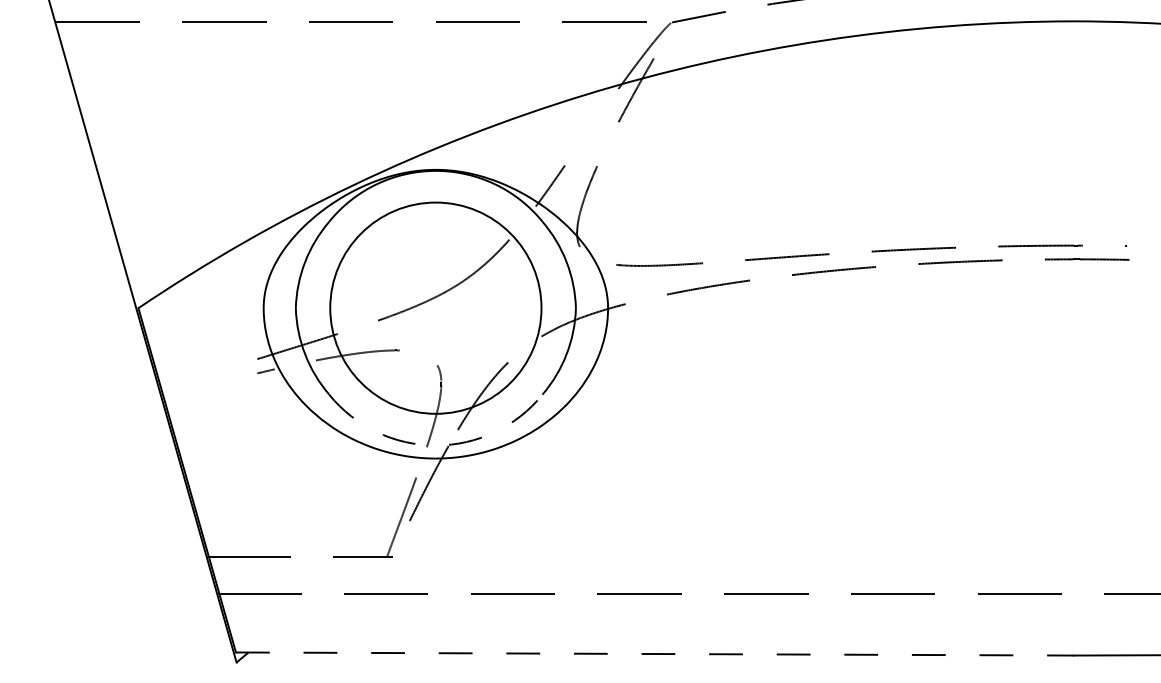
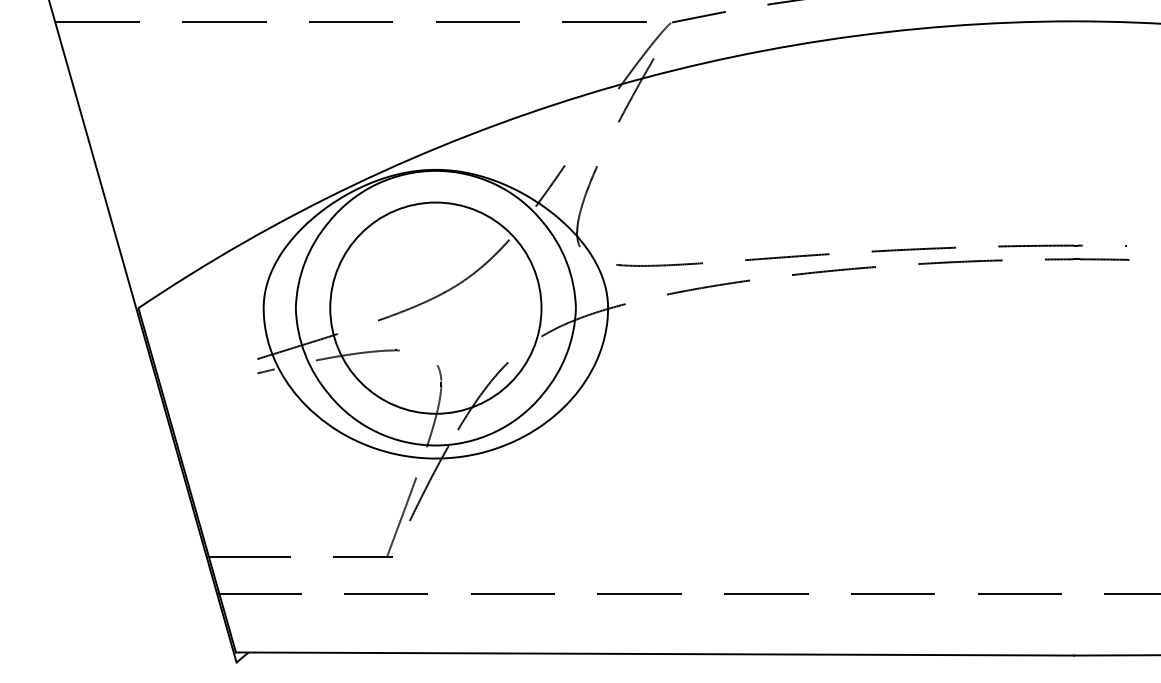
arc: dashed -> solid (435, 445)
line: dashed -> solid (655, 654)
